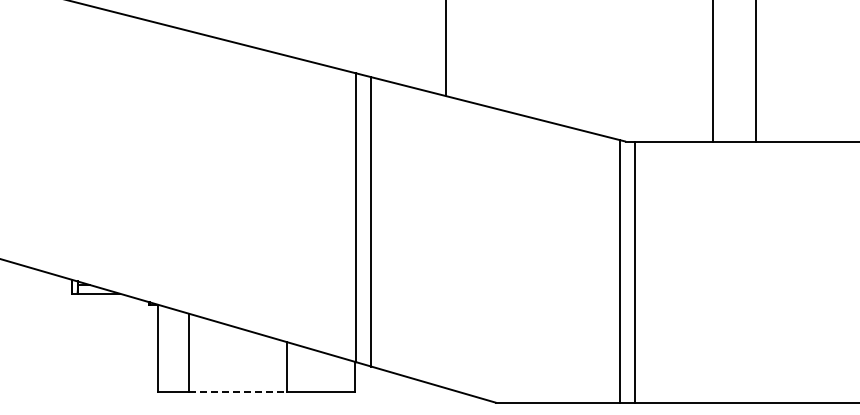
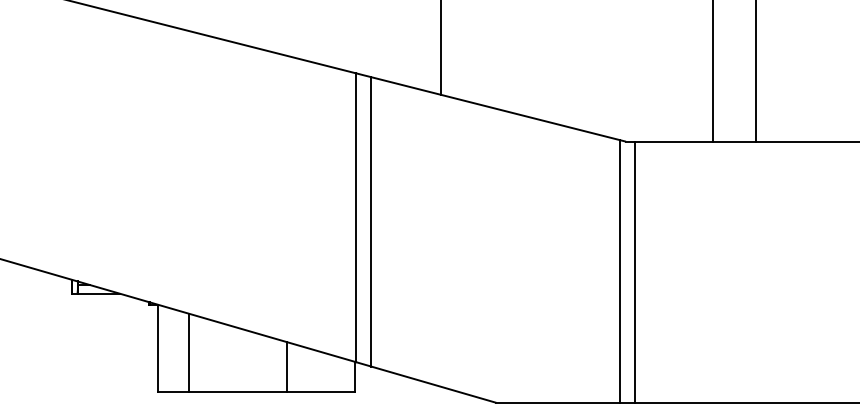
line position: (446, 48) -> (441, 48) (441, 48)
line: dashed -> solid (238, 391)
